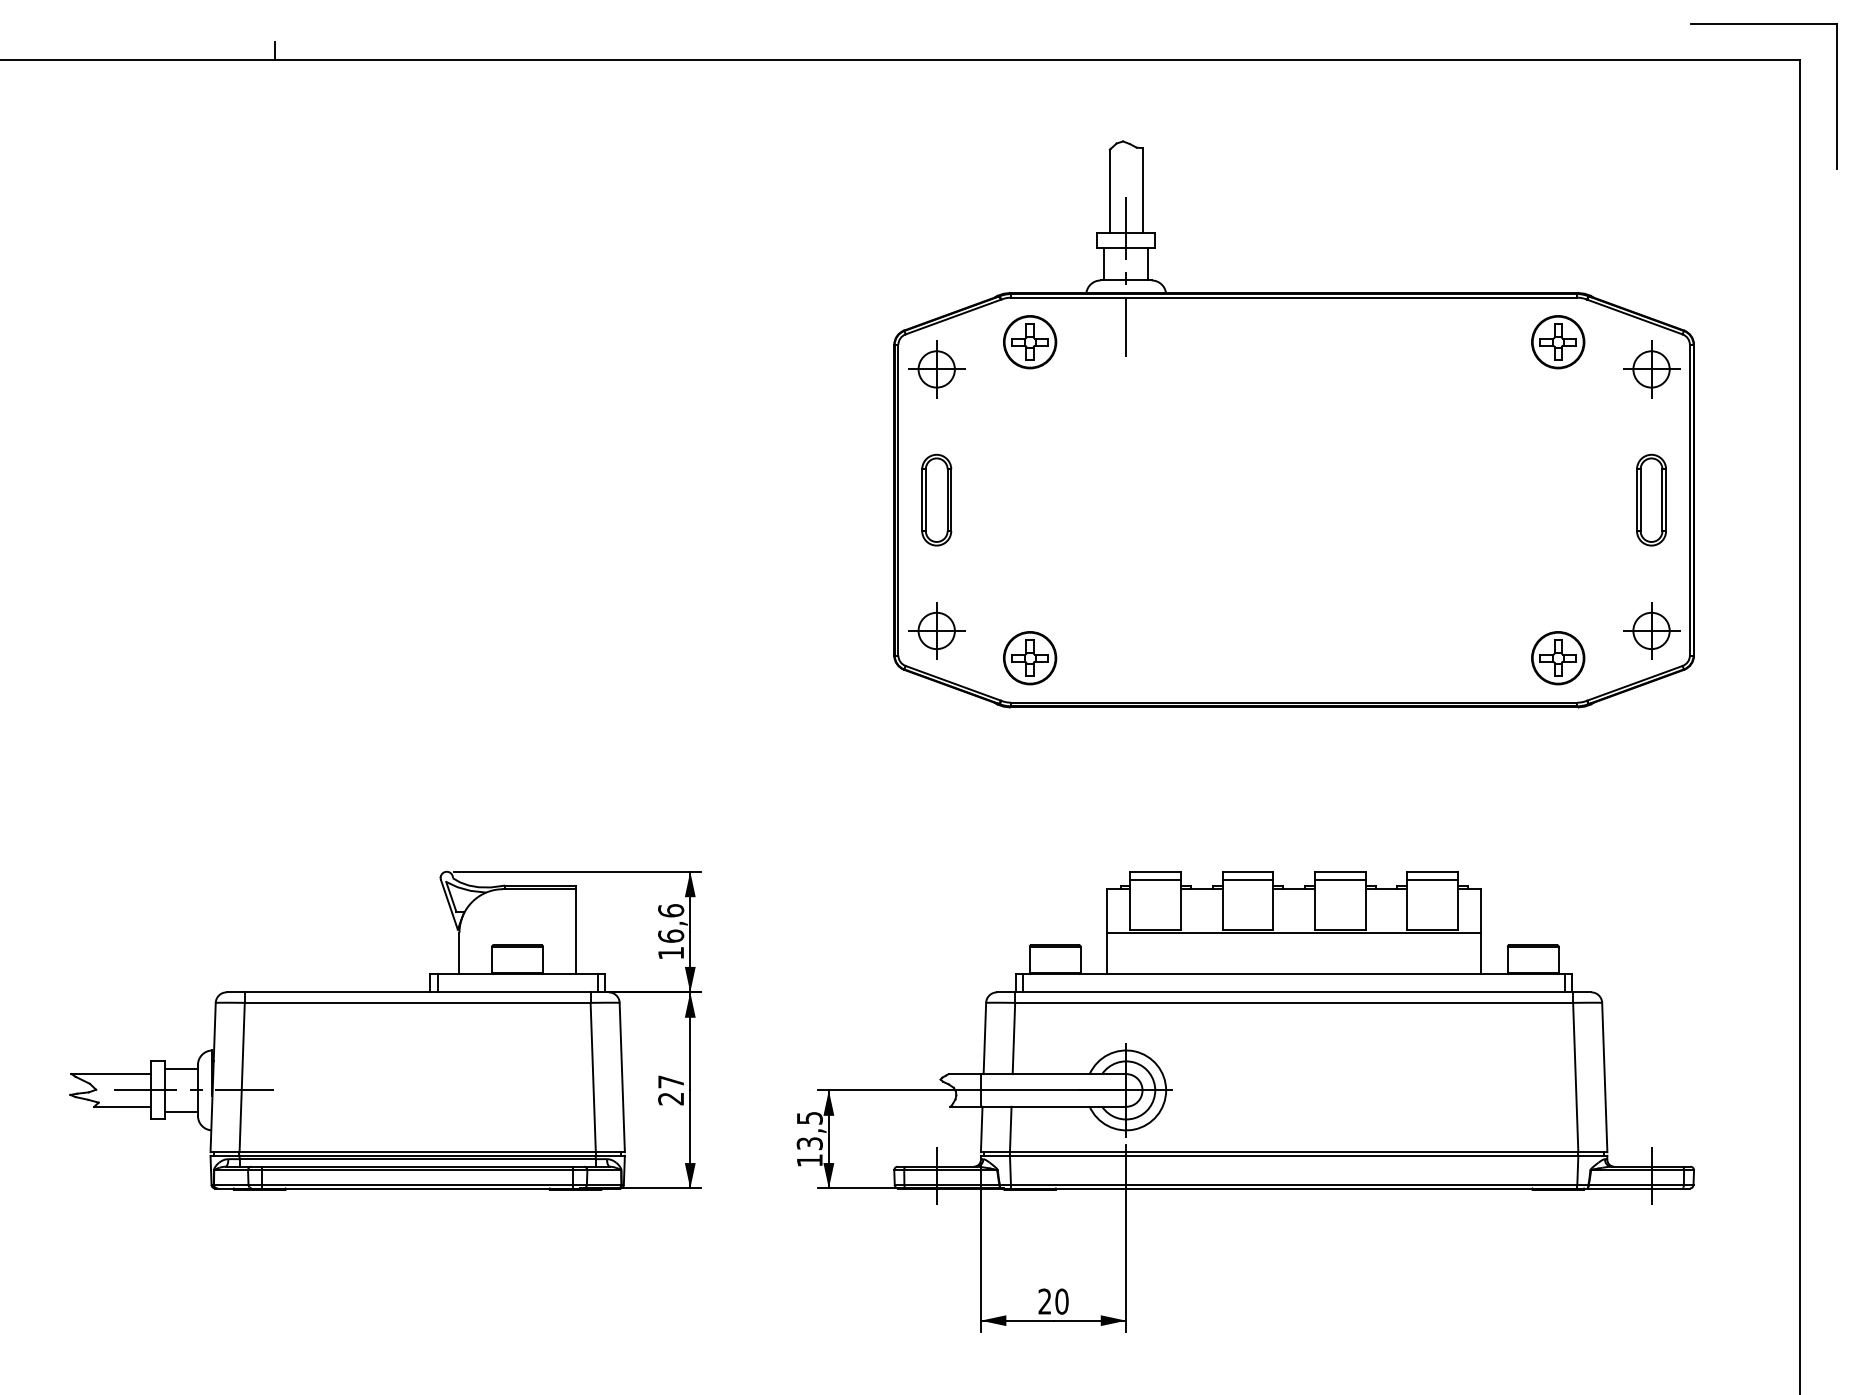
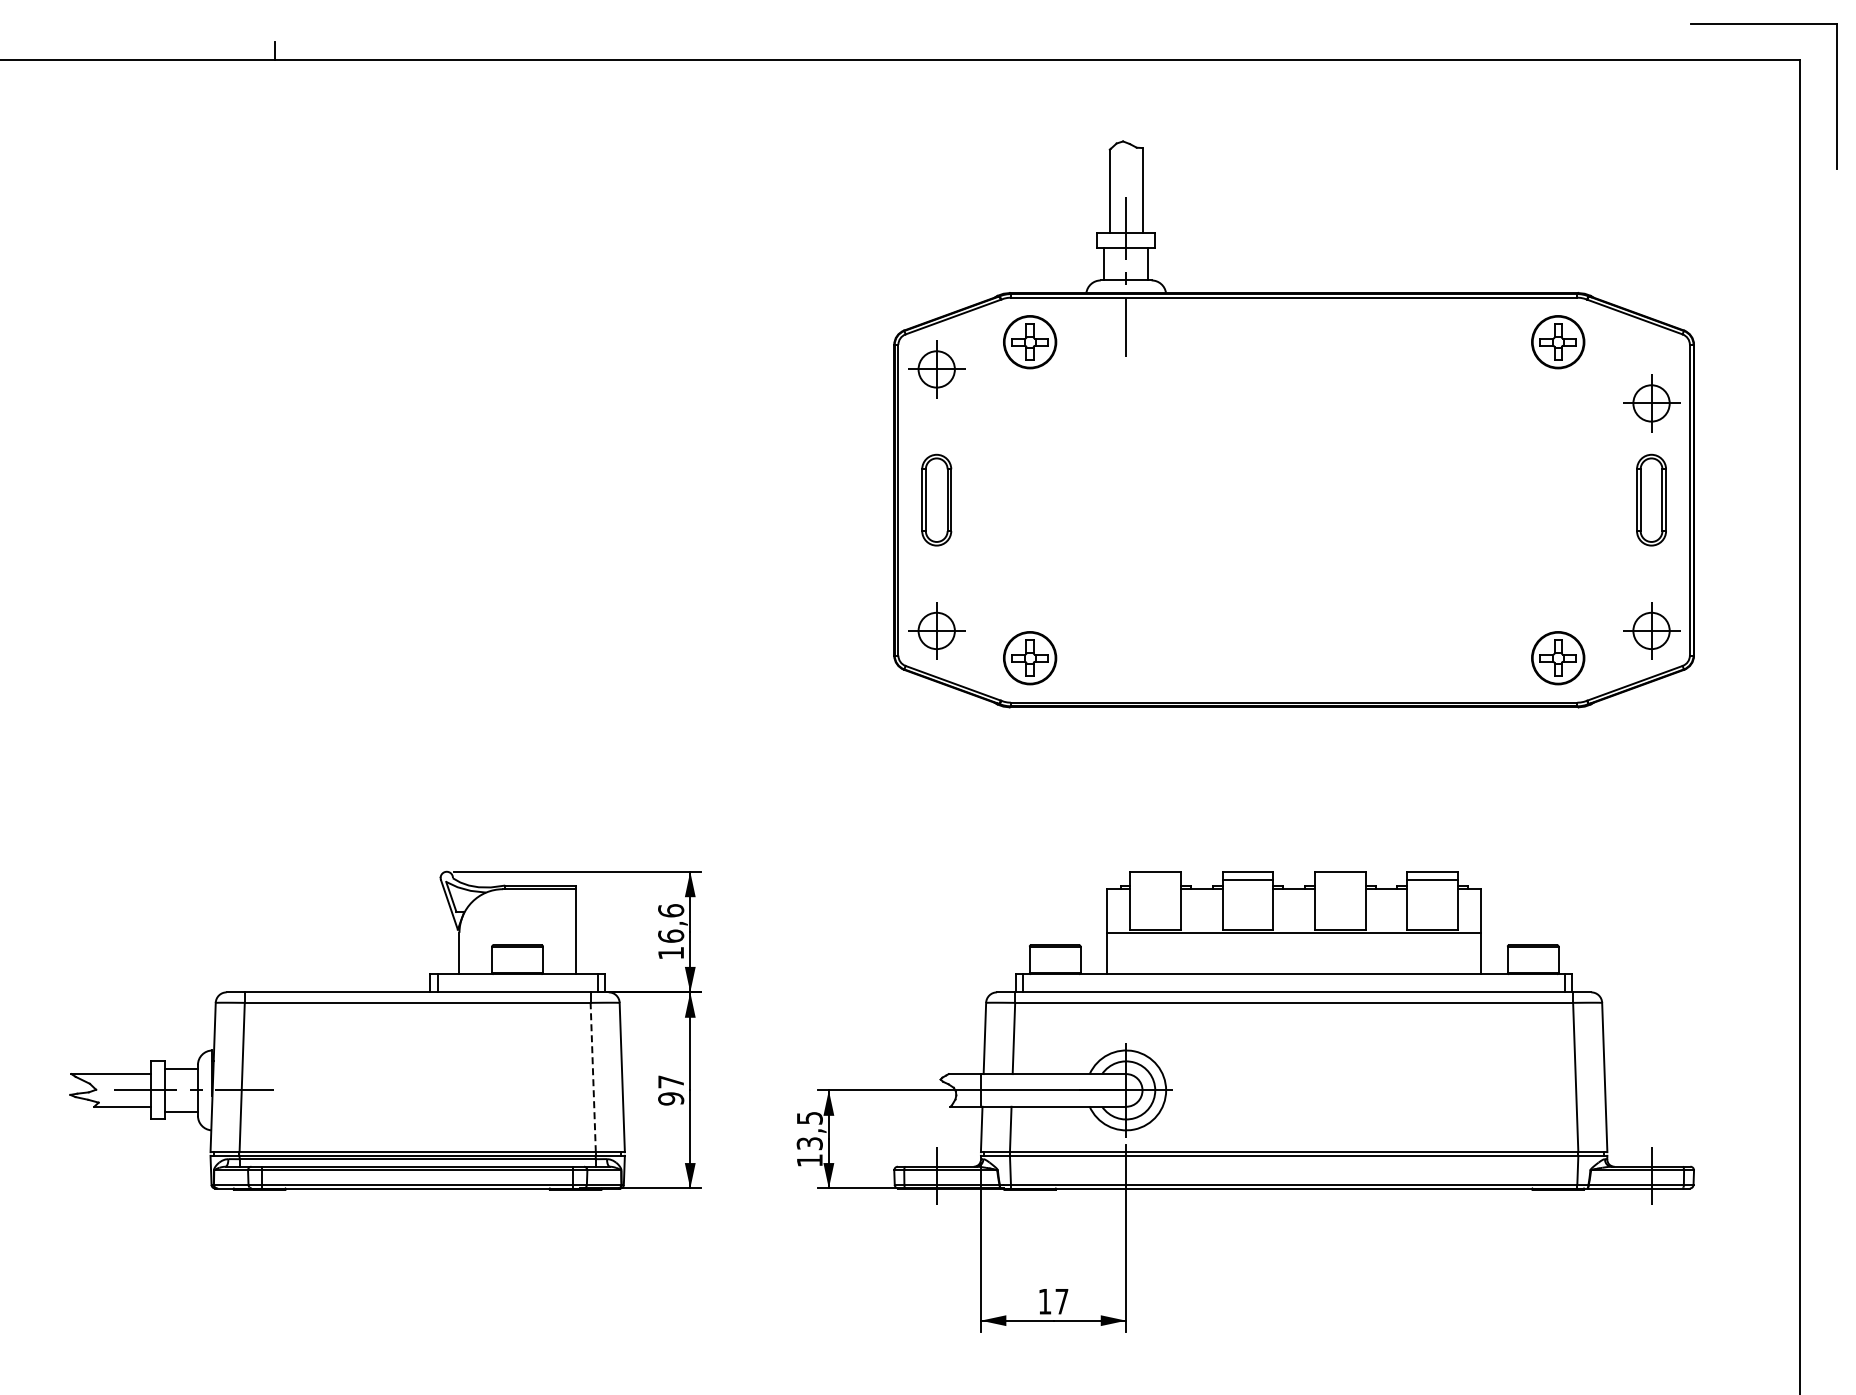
part position: (1651, 369) -> (1651, 403) (1651, 403)
line: present -> none (1155, 879)
line: present -> none (1339, 879)
line: solid -> dashed (593, 1077)
text: 27 -> 97 (671, 1098)
text: 20 -> 17 (1053, 1301)
